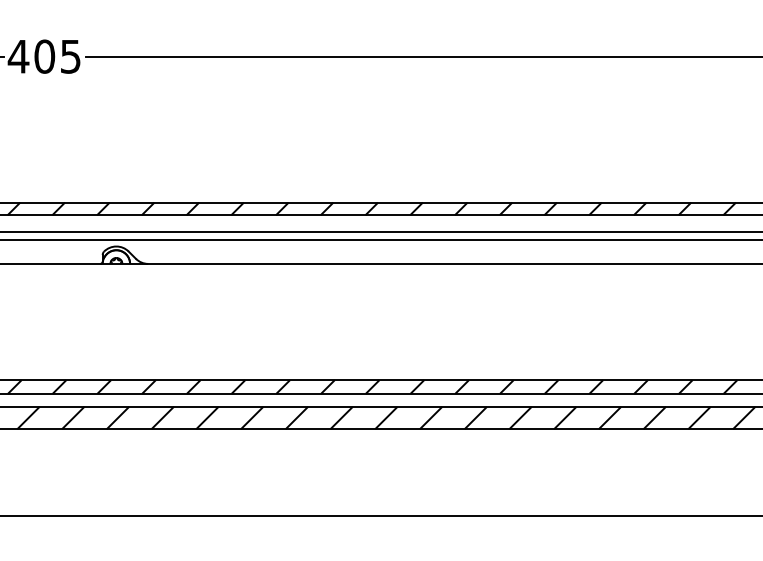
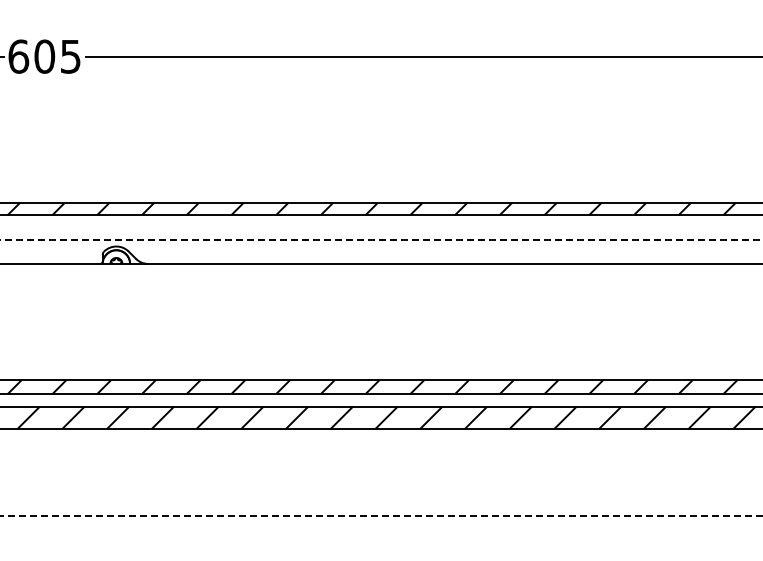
text: 405 -> 605 (18, 56)
line: present -> none (380, 232)
line: solid -> dashed (381, 239)
line: solid -> dashed (381, 516)
